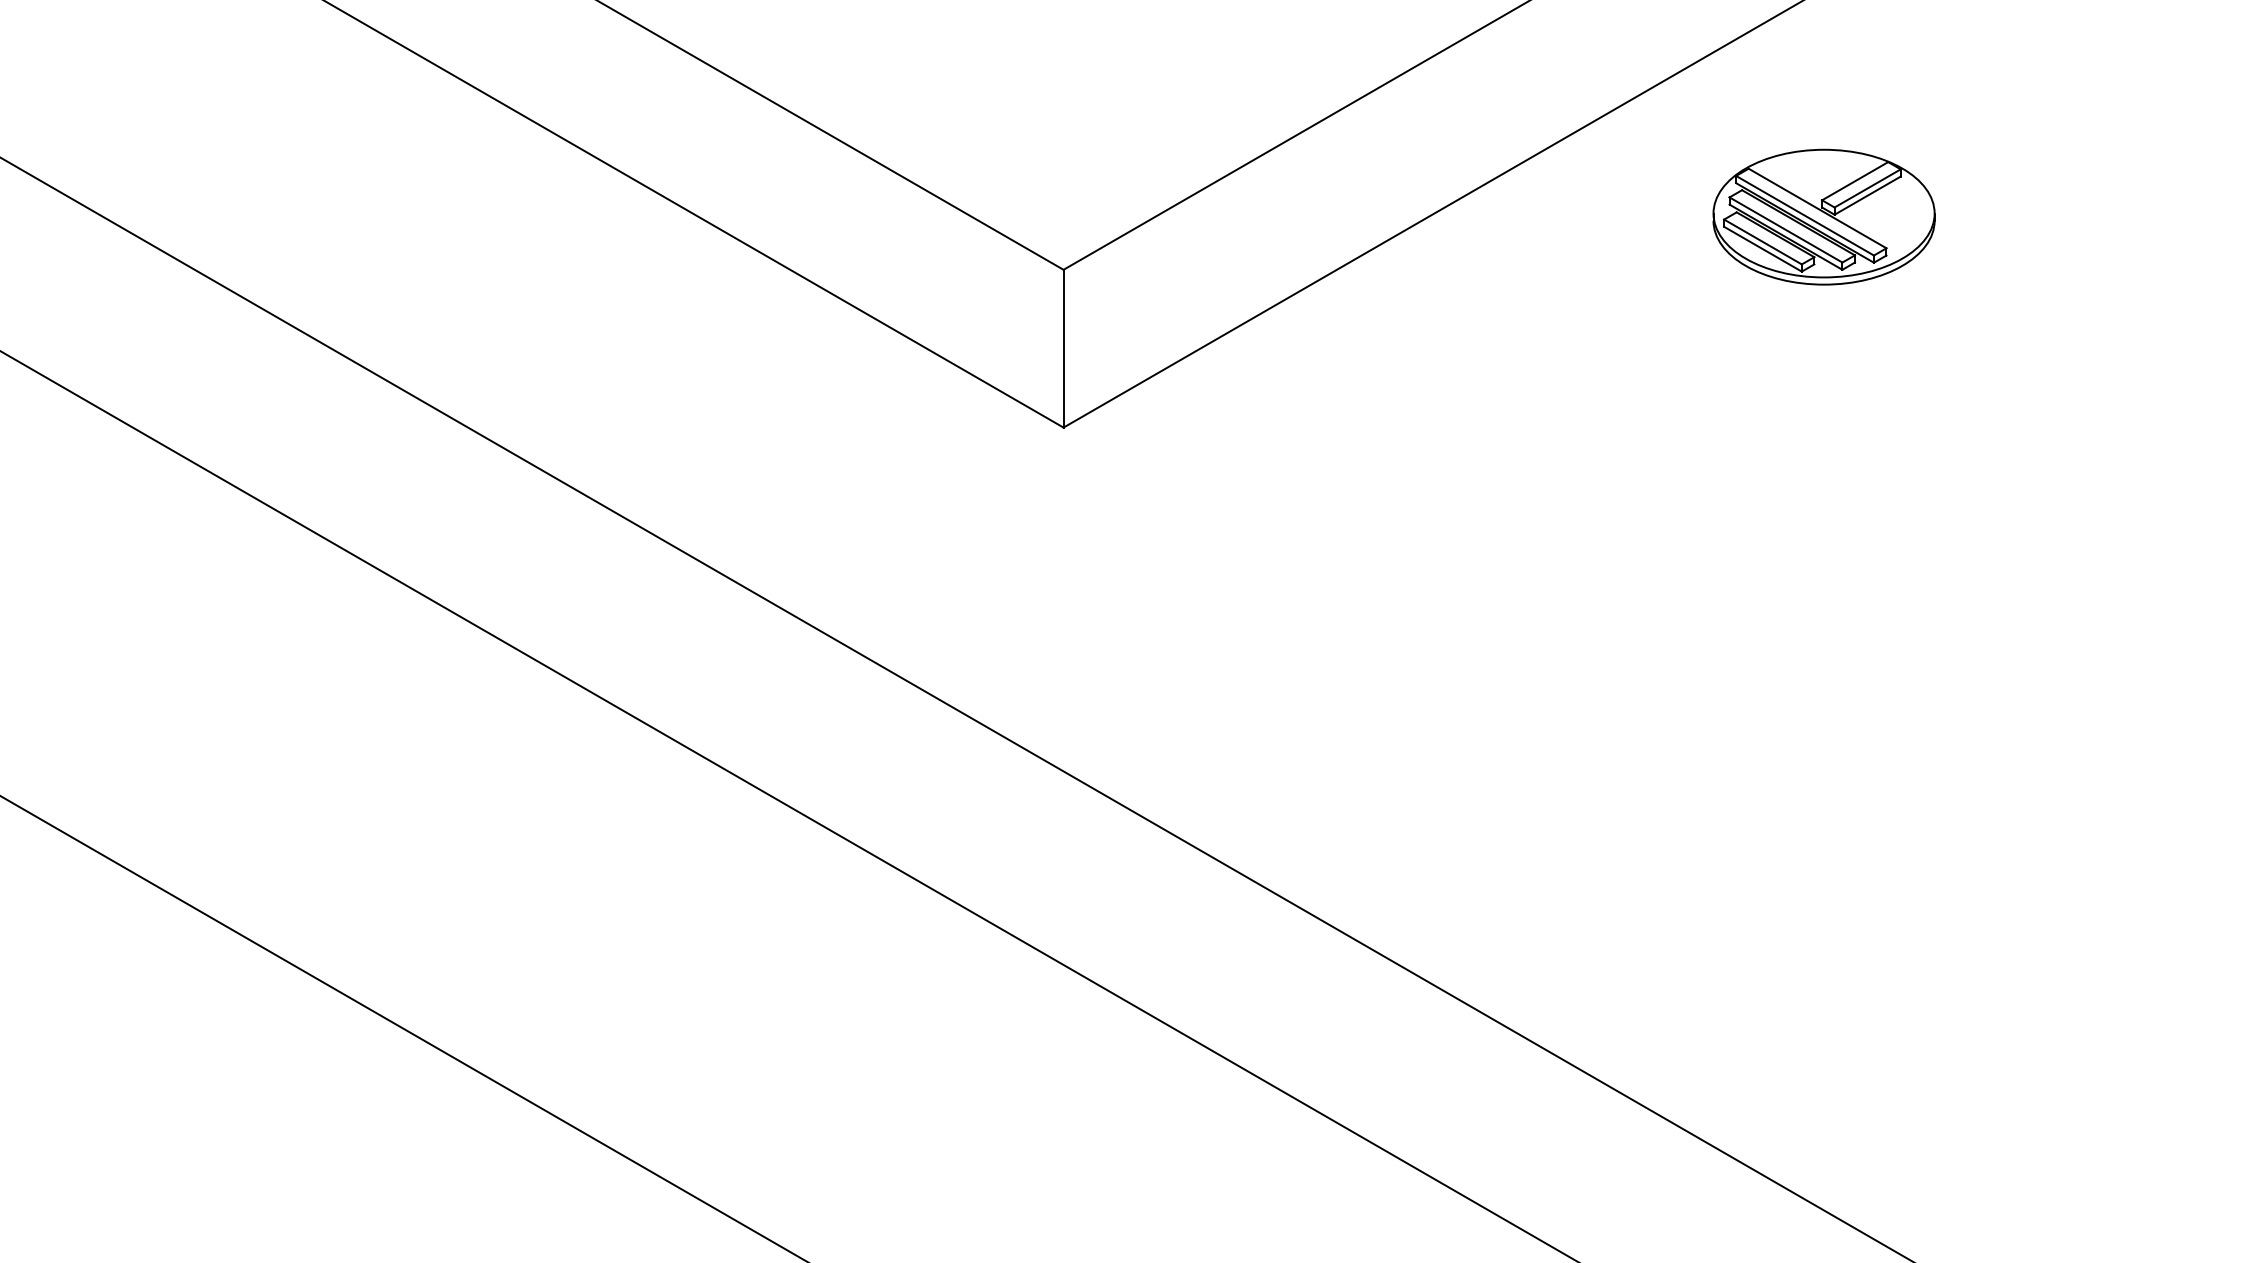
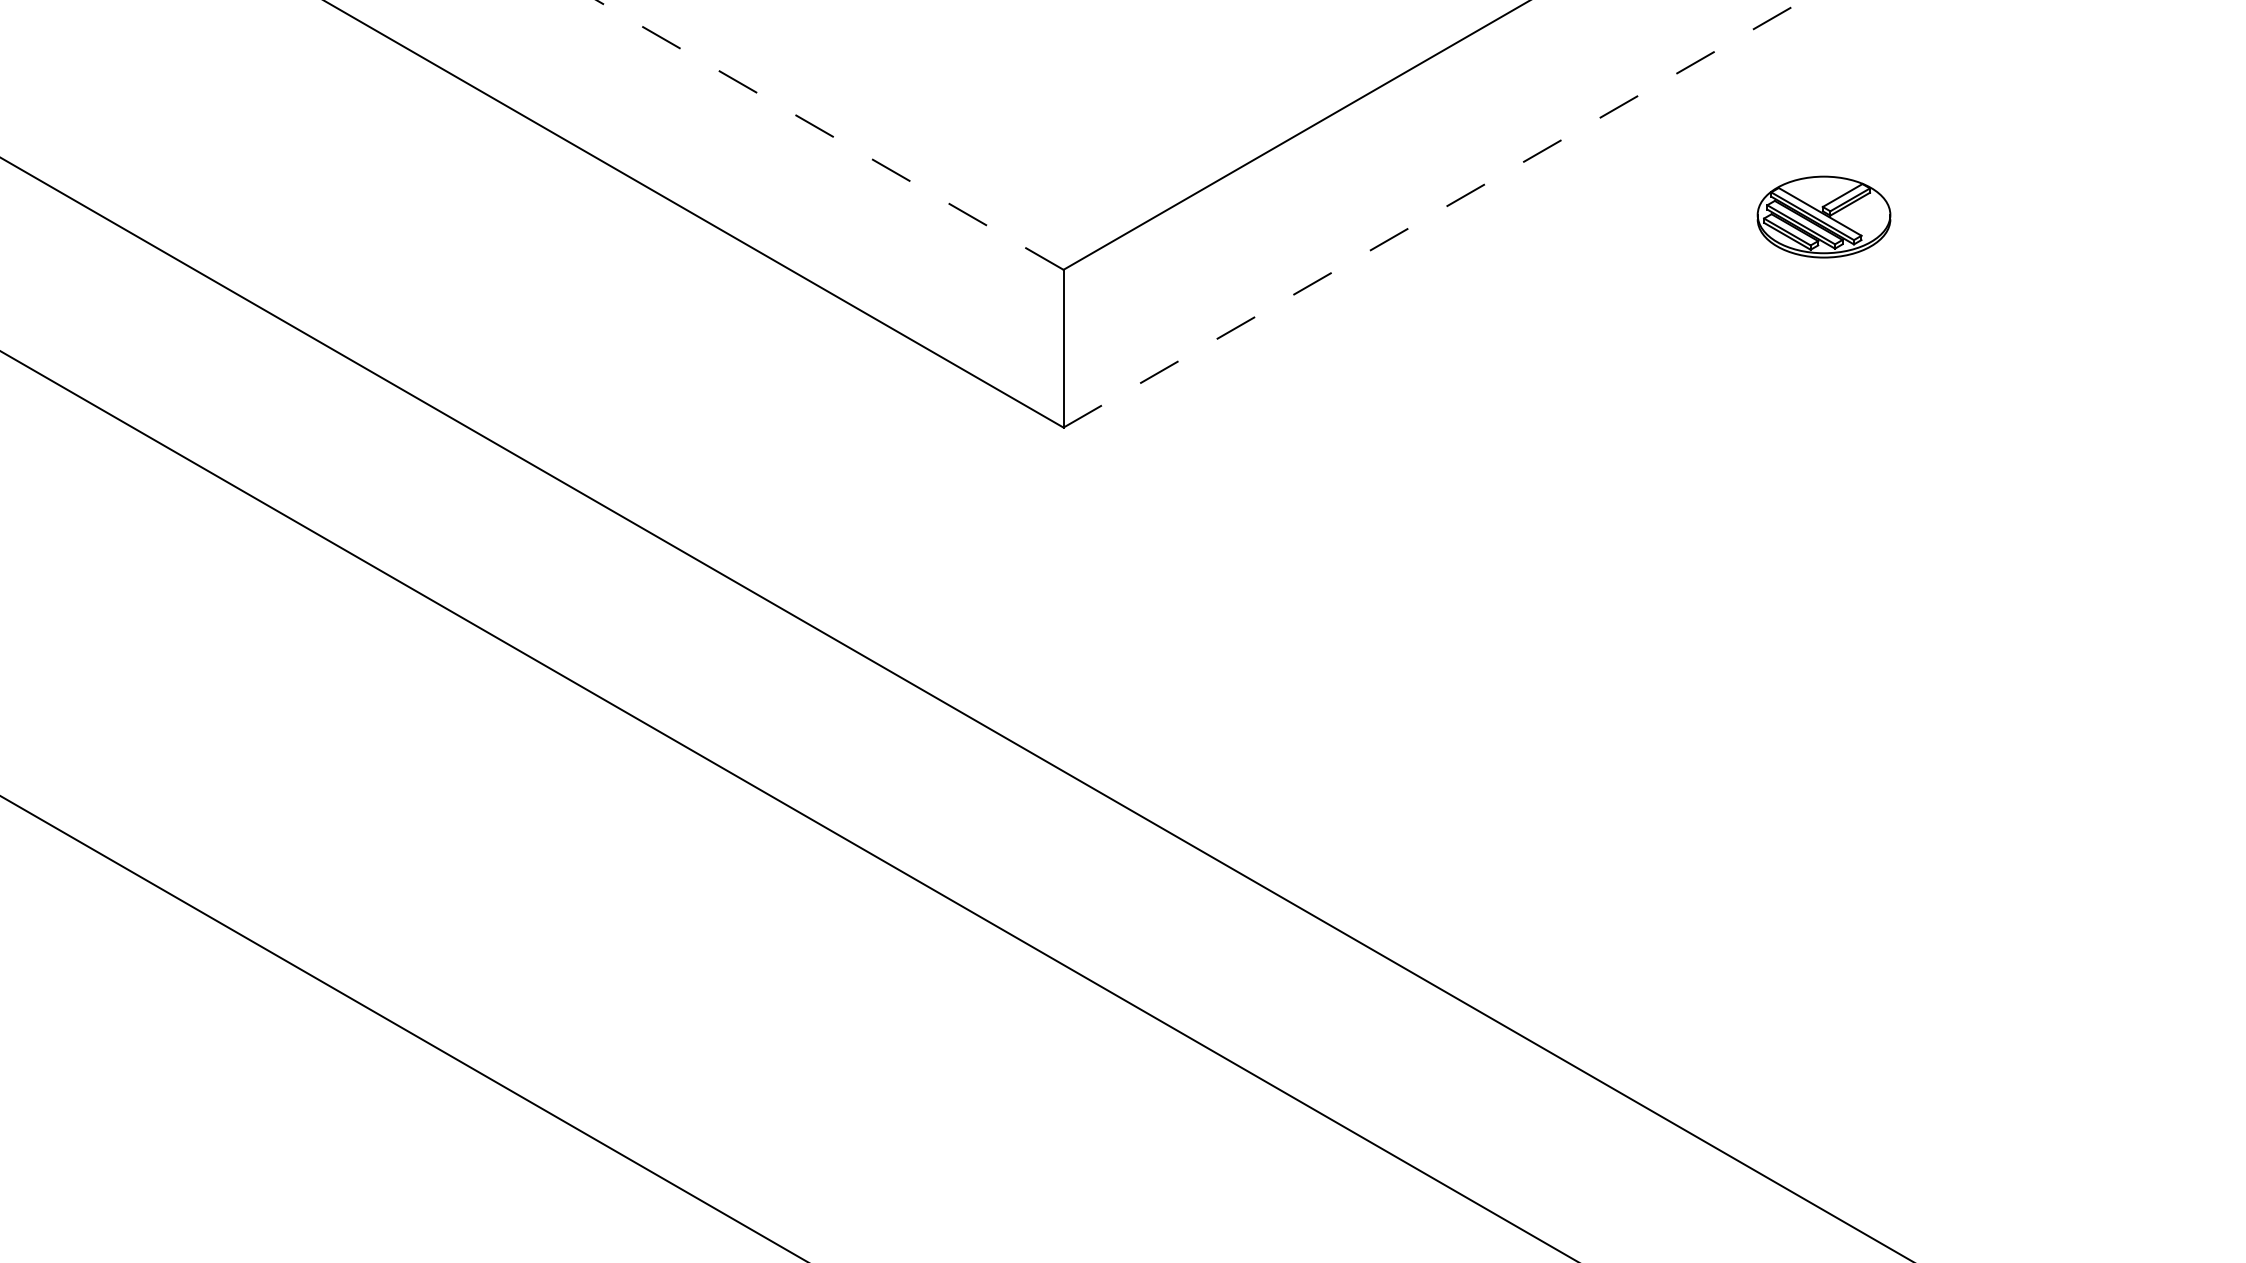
line: solid -> dashed (829, 134)
line: solid -> dashed (1434, 213)
part size: 224x138 px -> 136x84 px (1823, 216)
